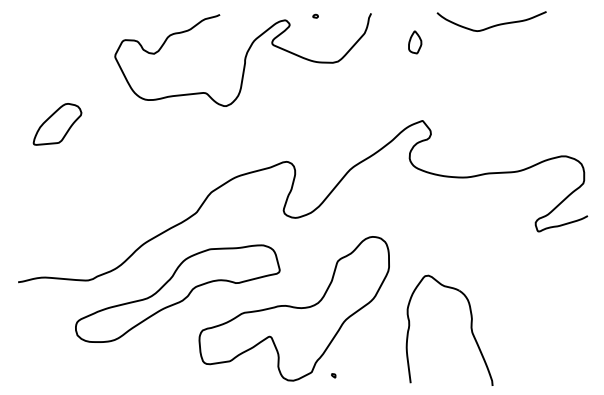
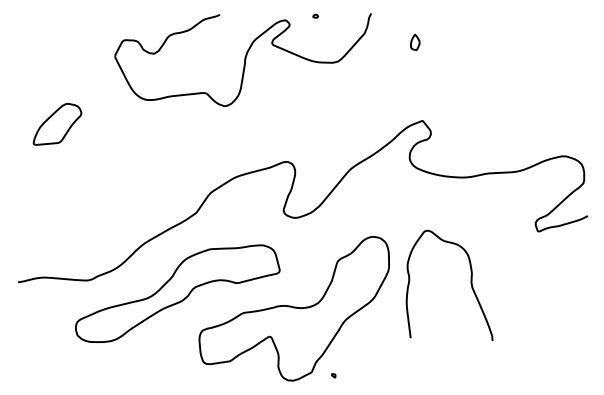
curve: present -> none (492, 25)
part size: 15x25 px -> 11x18 px (415, 41)
part position: (470, 329) -> (470, 284) (470, 284)
